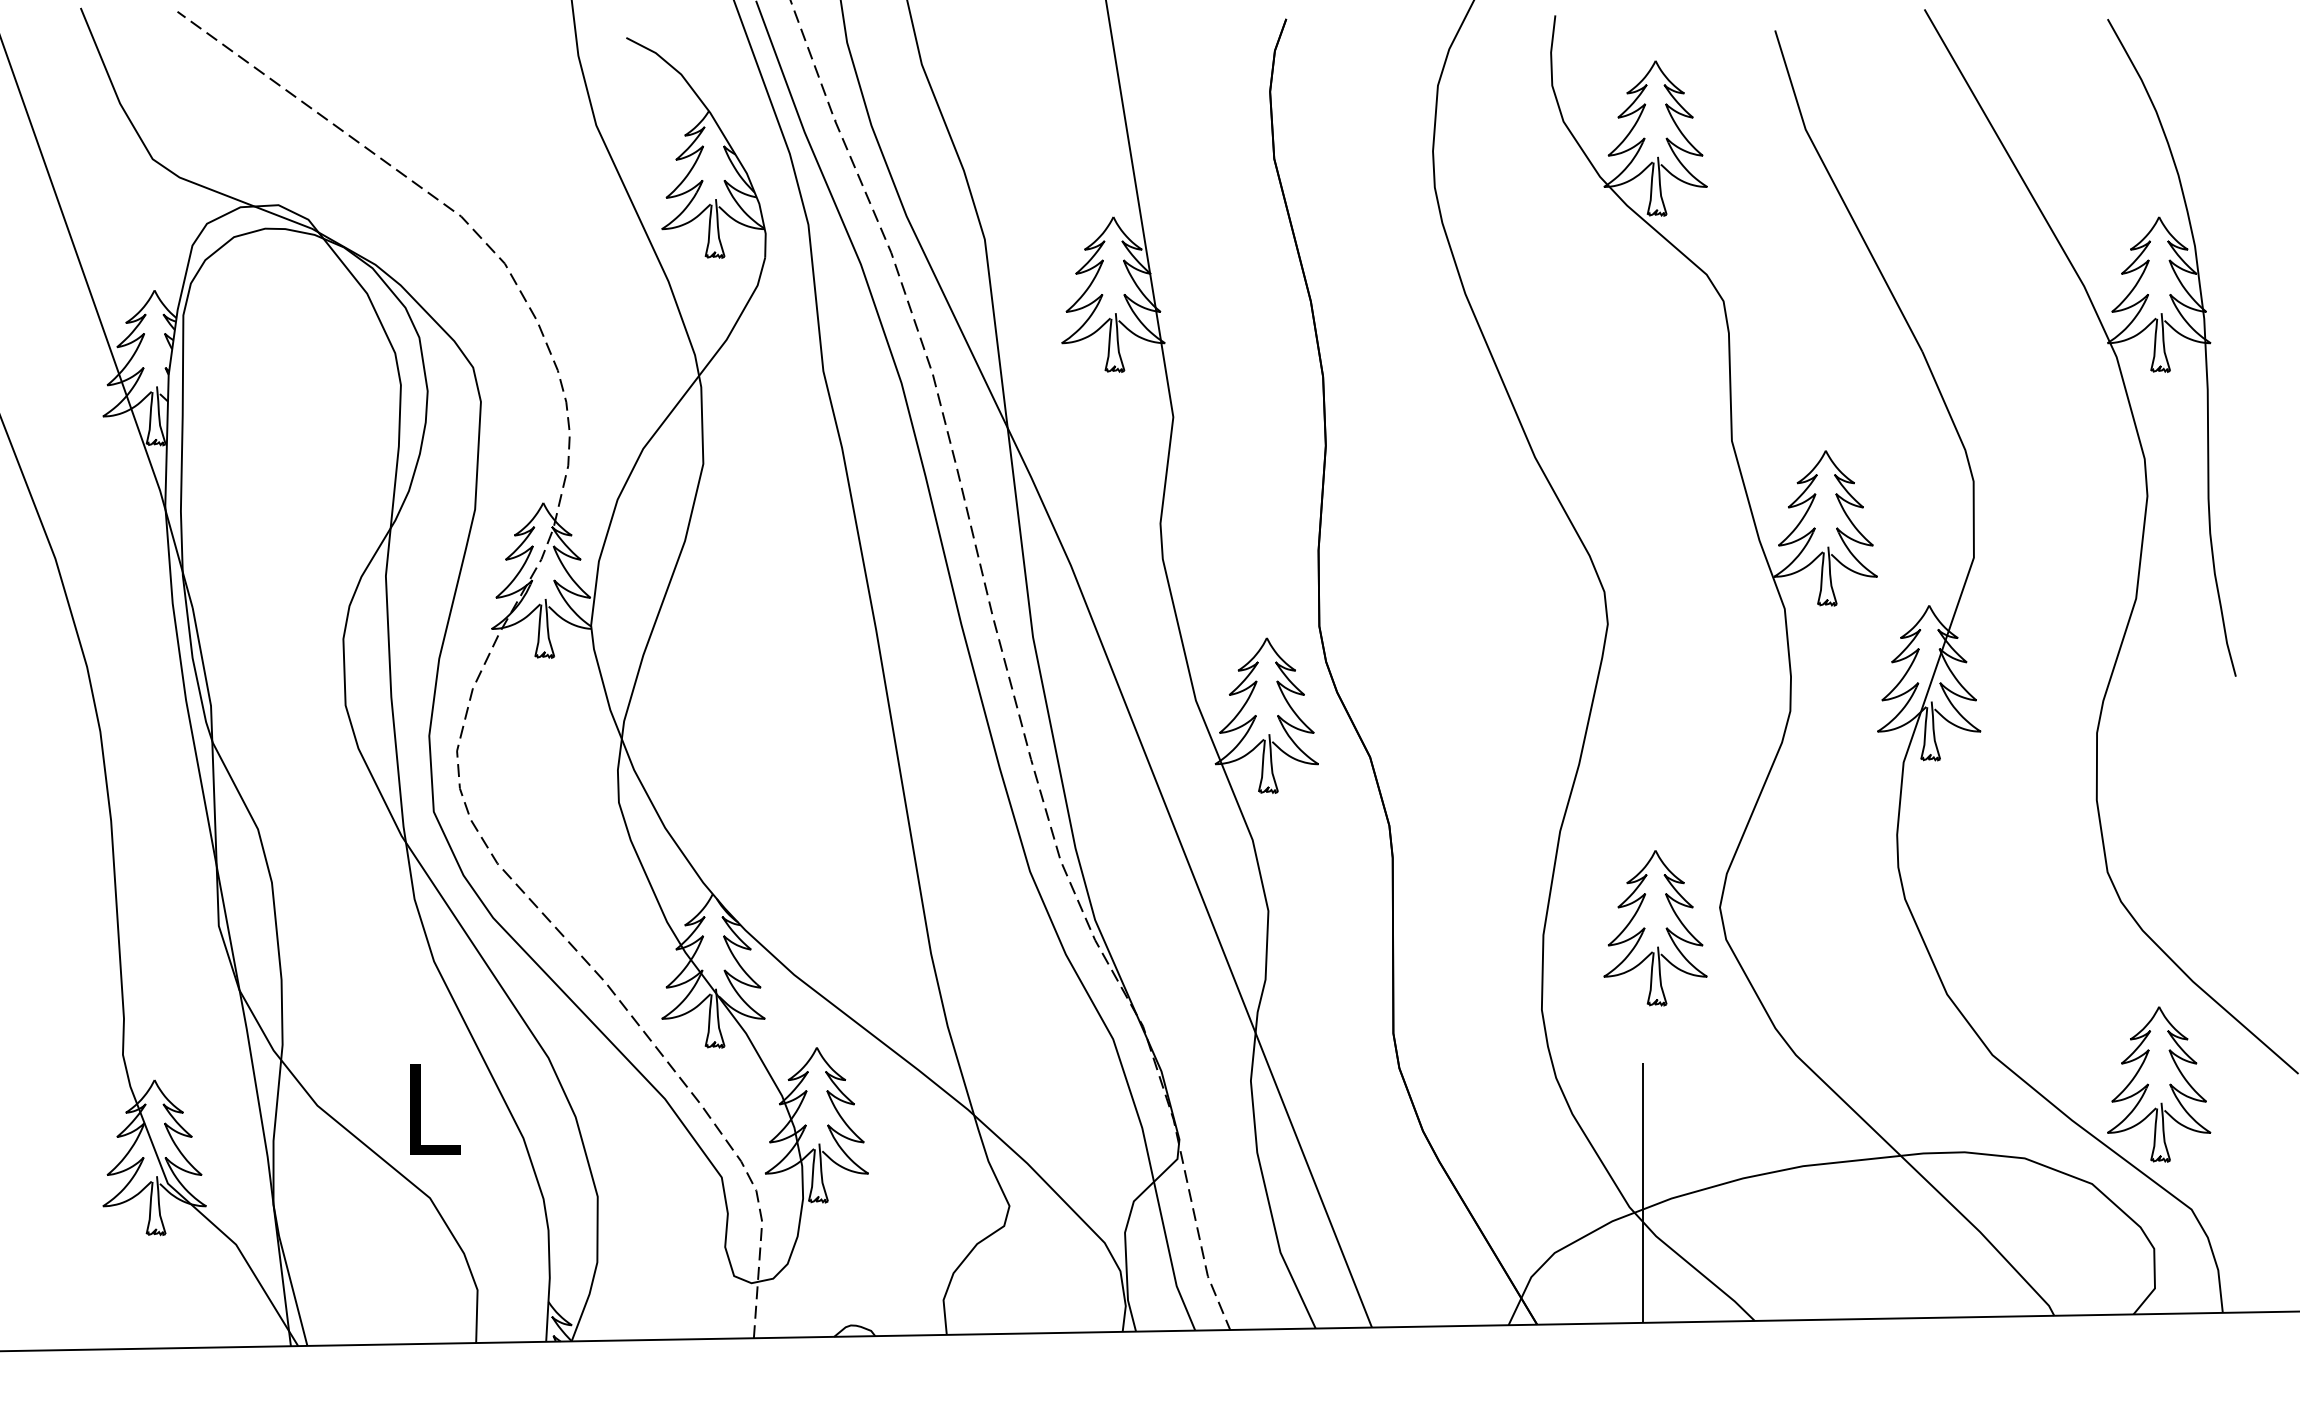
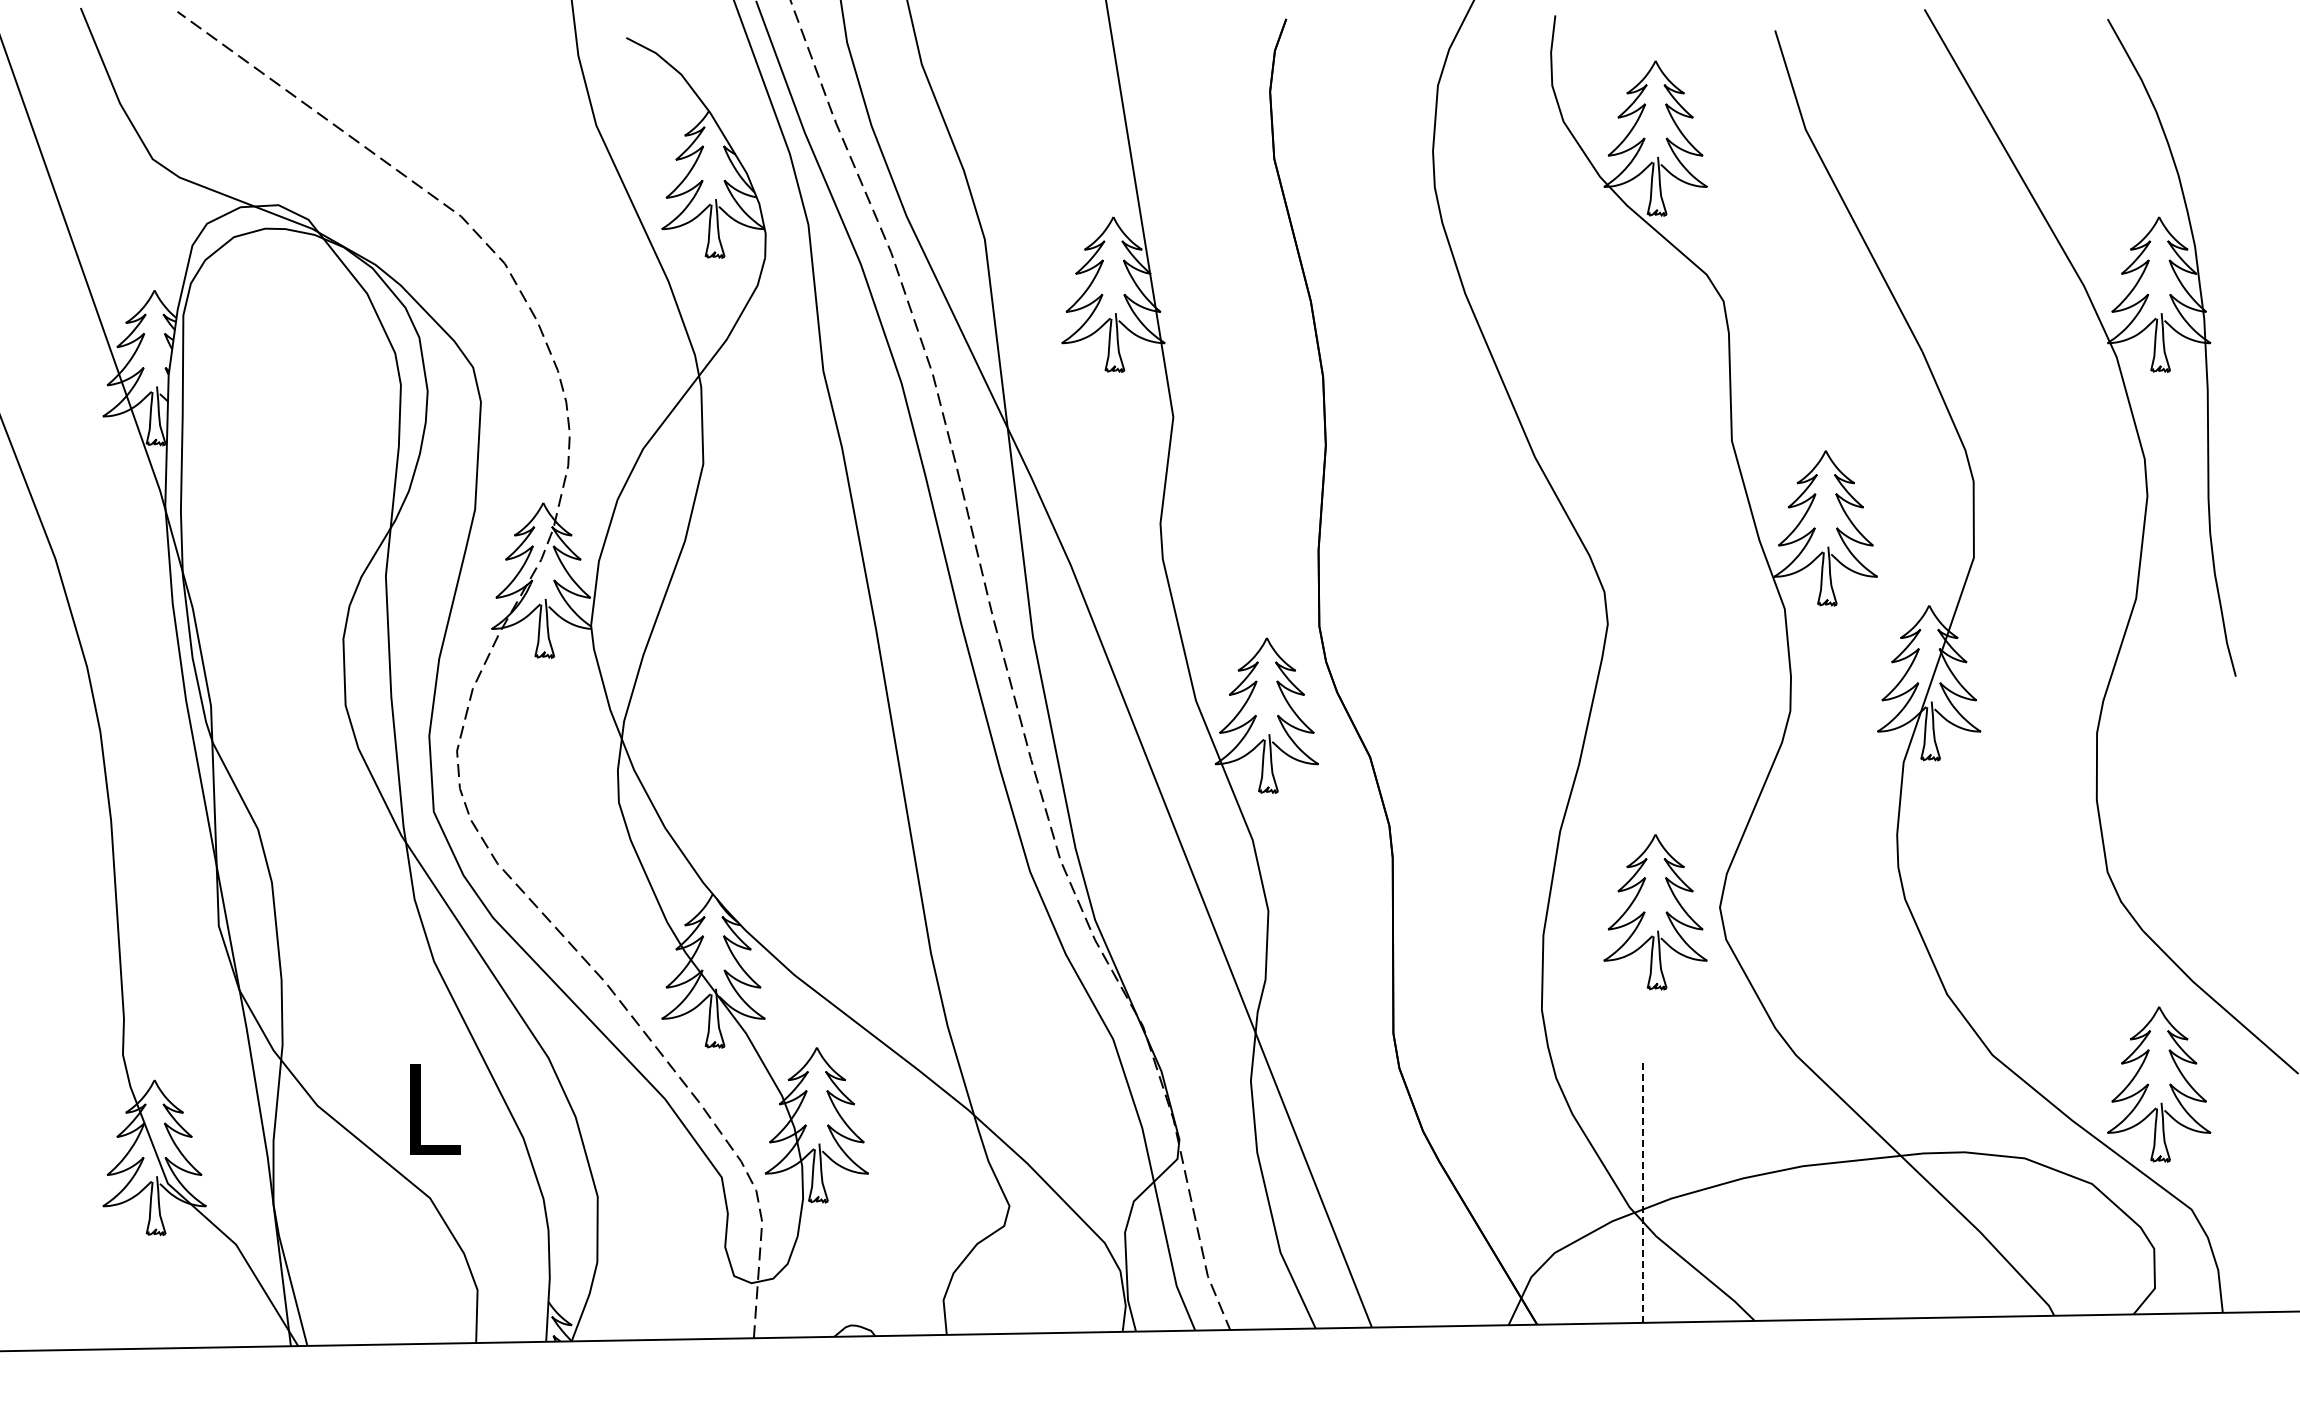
part position: (1655, 928) -> (1655, 912) (1655, 912)
line: solid -> dashed (1642, 1192)
